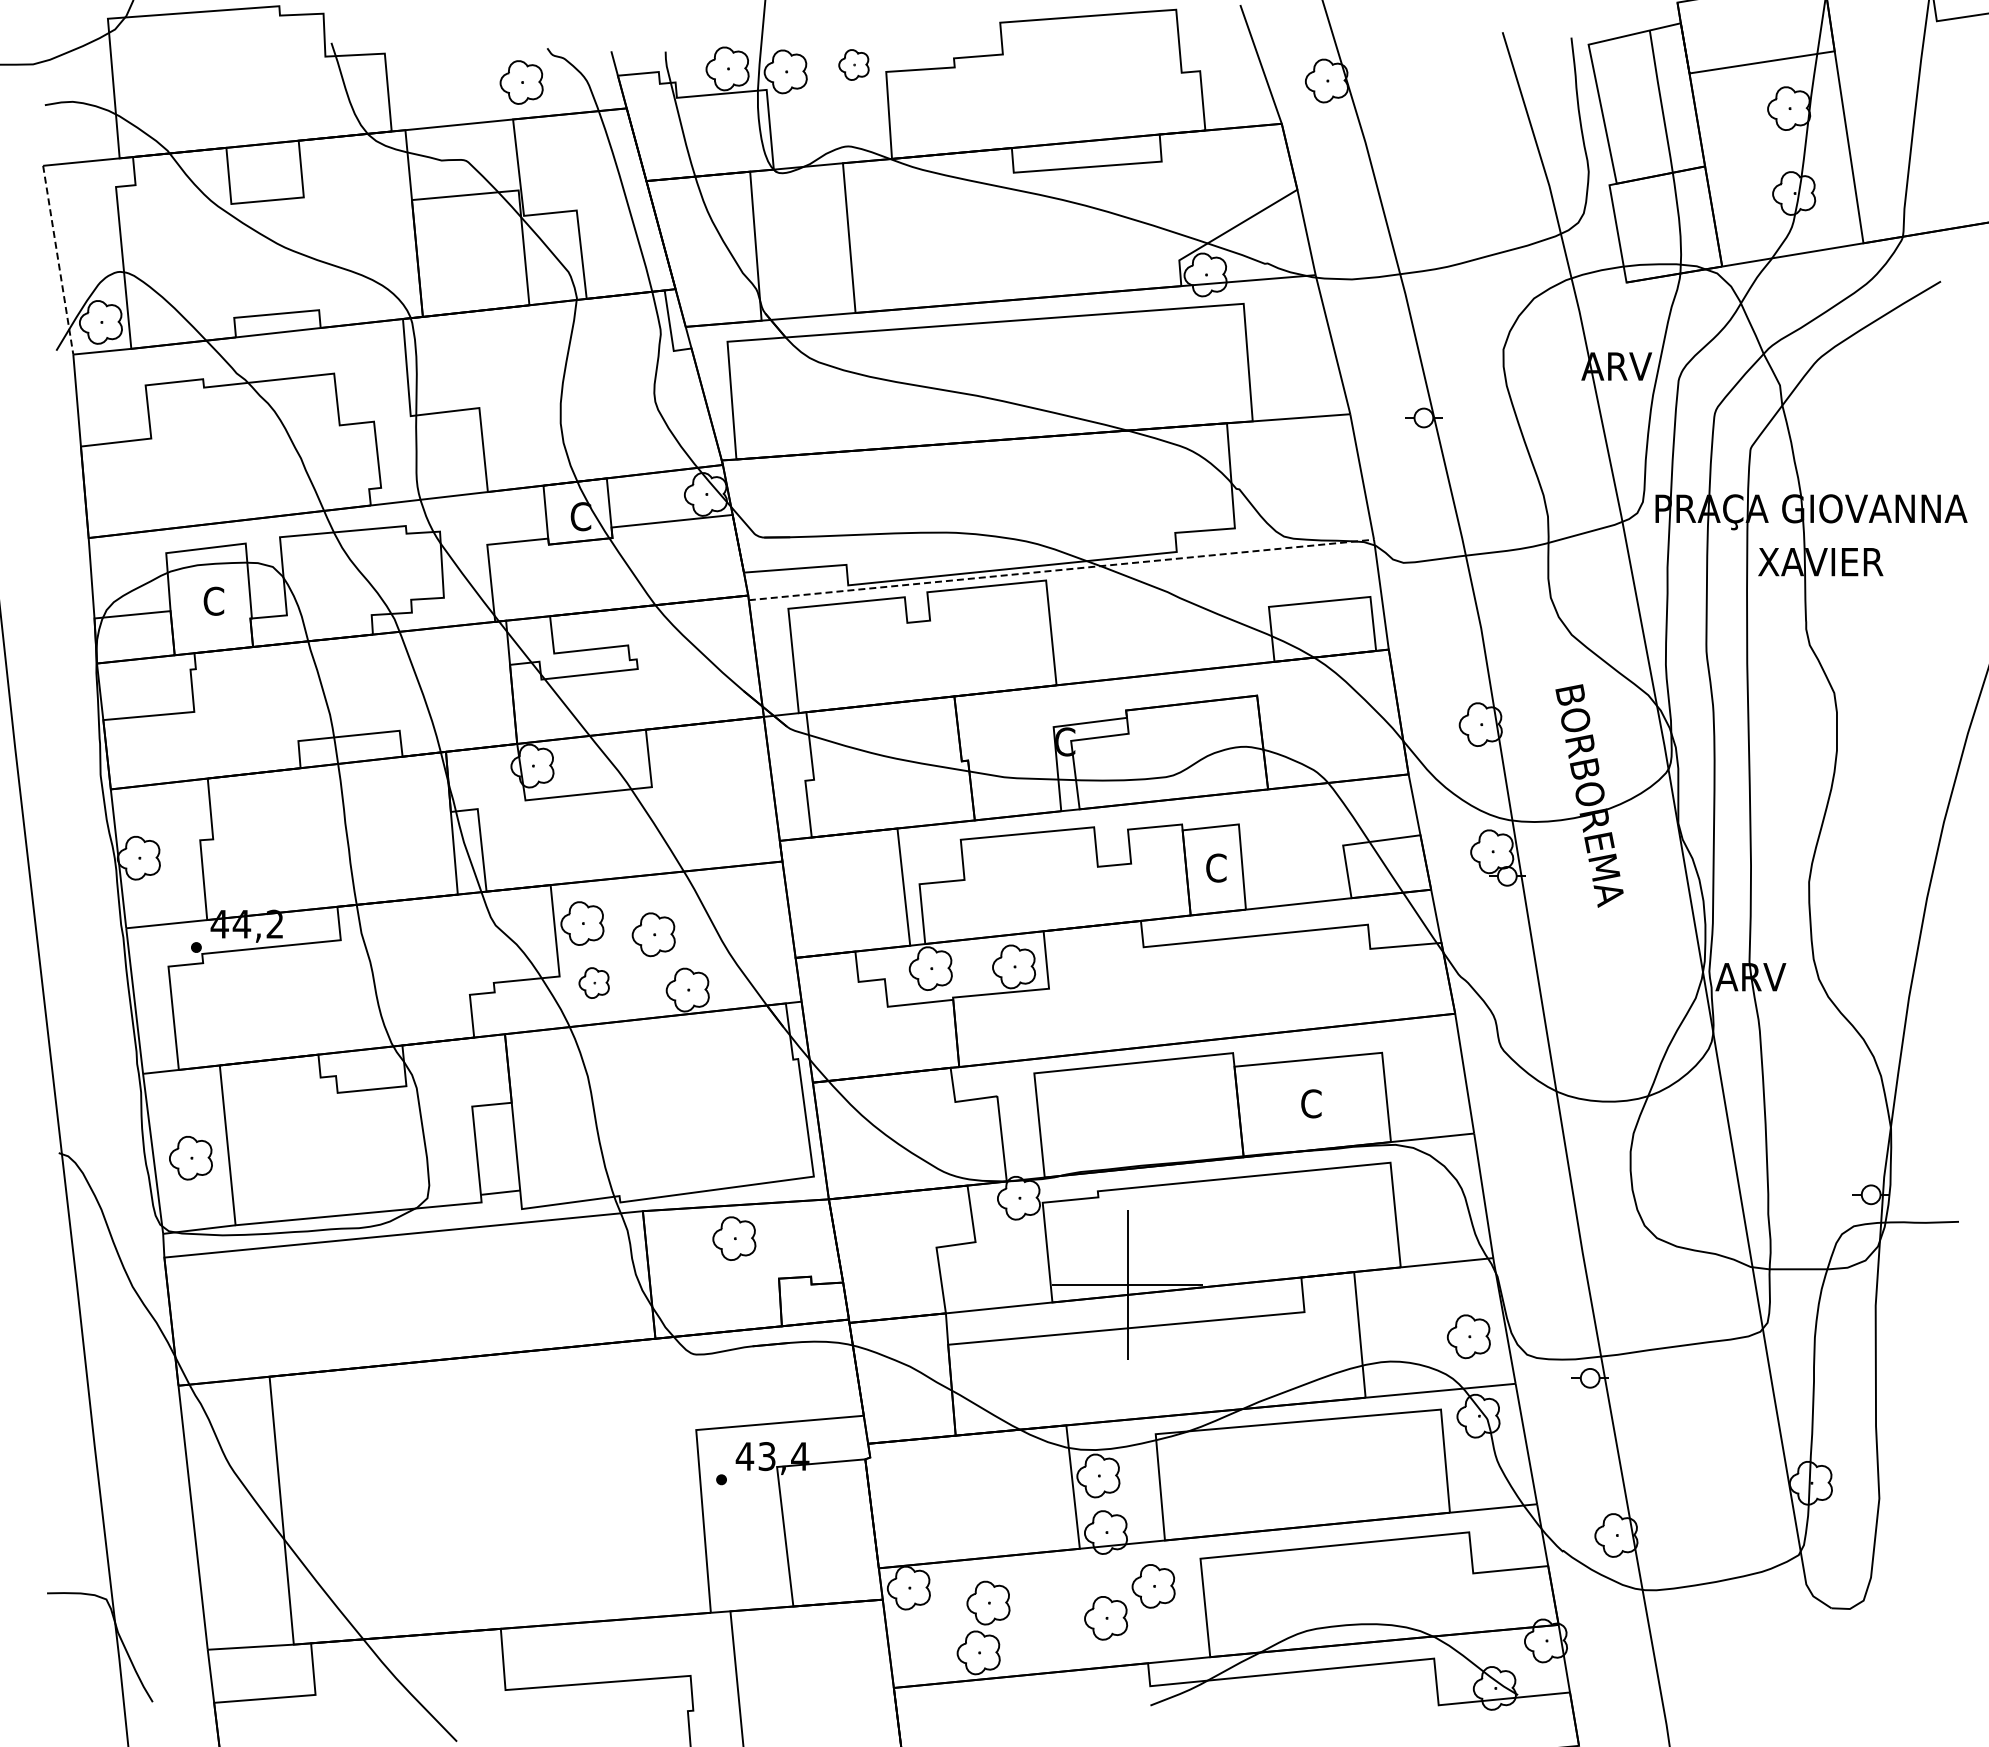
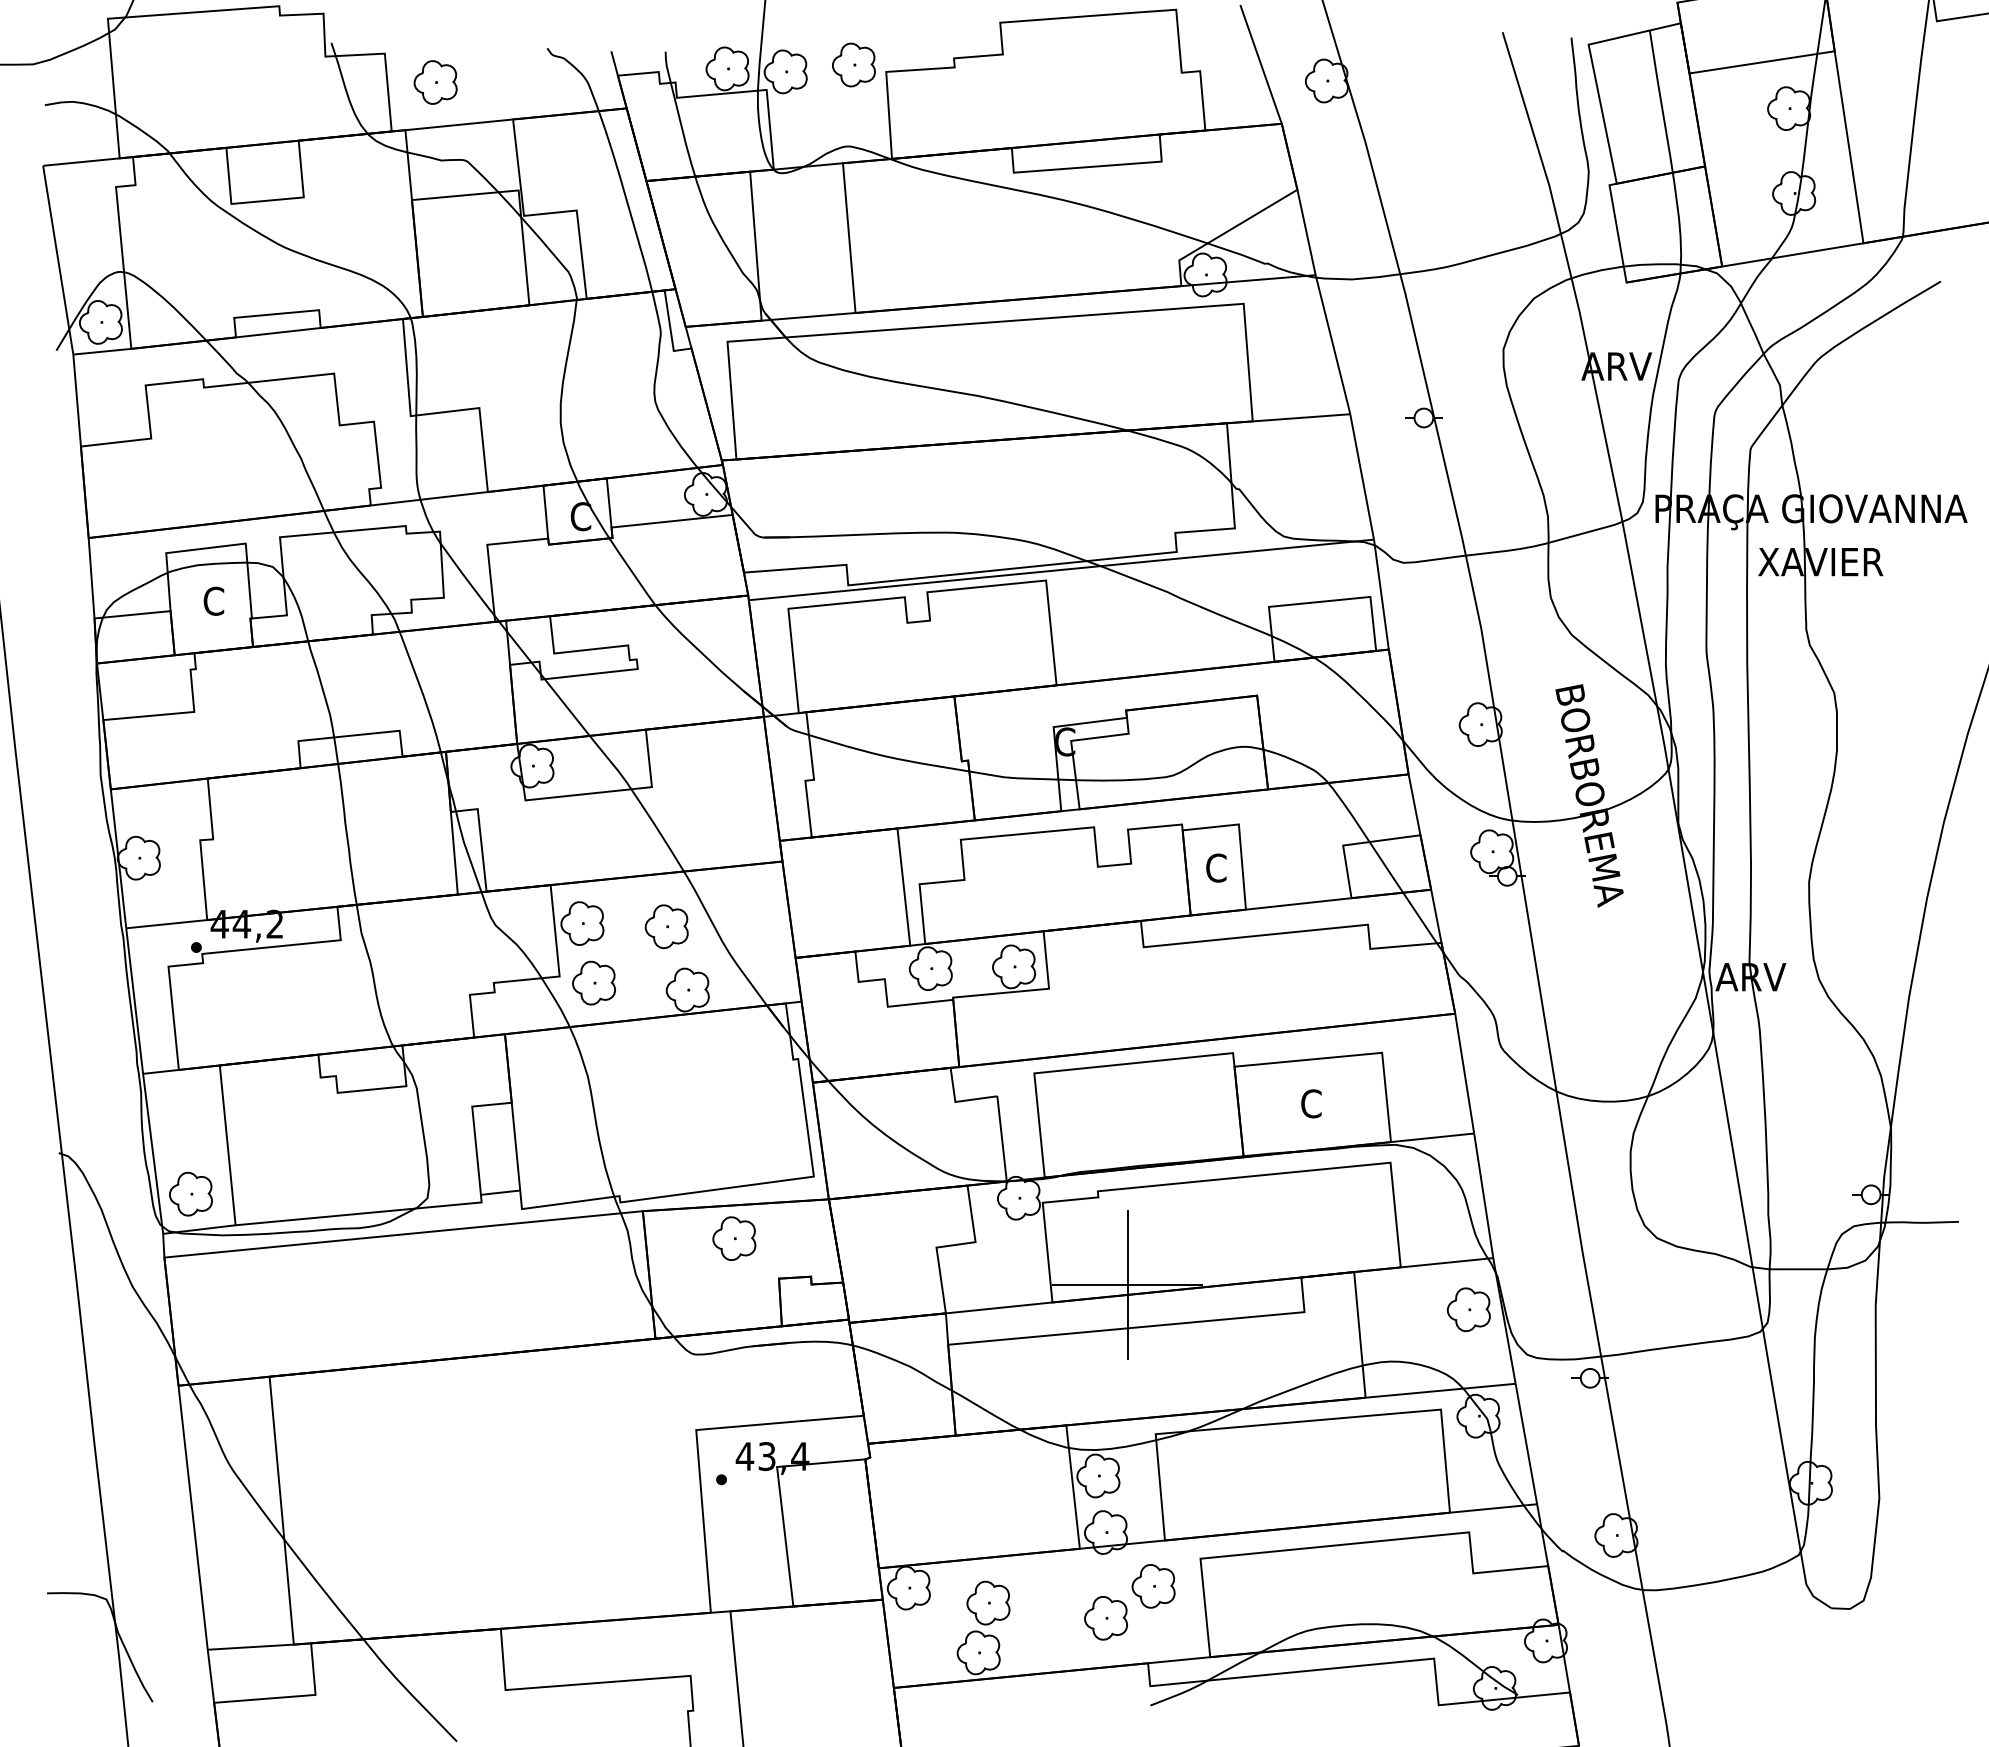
part size: 32x32 px -> 44x46 px (853, 64)
part position: (521, 82) -> (435, 82) (435, 82)
line: dashed -> solid (58, 260)
line: dashed -> solid (1061, 569)
part position: (653, 934) -> (666, 926) (666, 926)
part size: 32x32 px -> 45x46 px (594, 982)
part position: (190, 1158) -> (190, 1194) (190, 1194)
part position: (1468, 1336) -> (1468, 1309) (1468, 1309)
